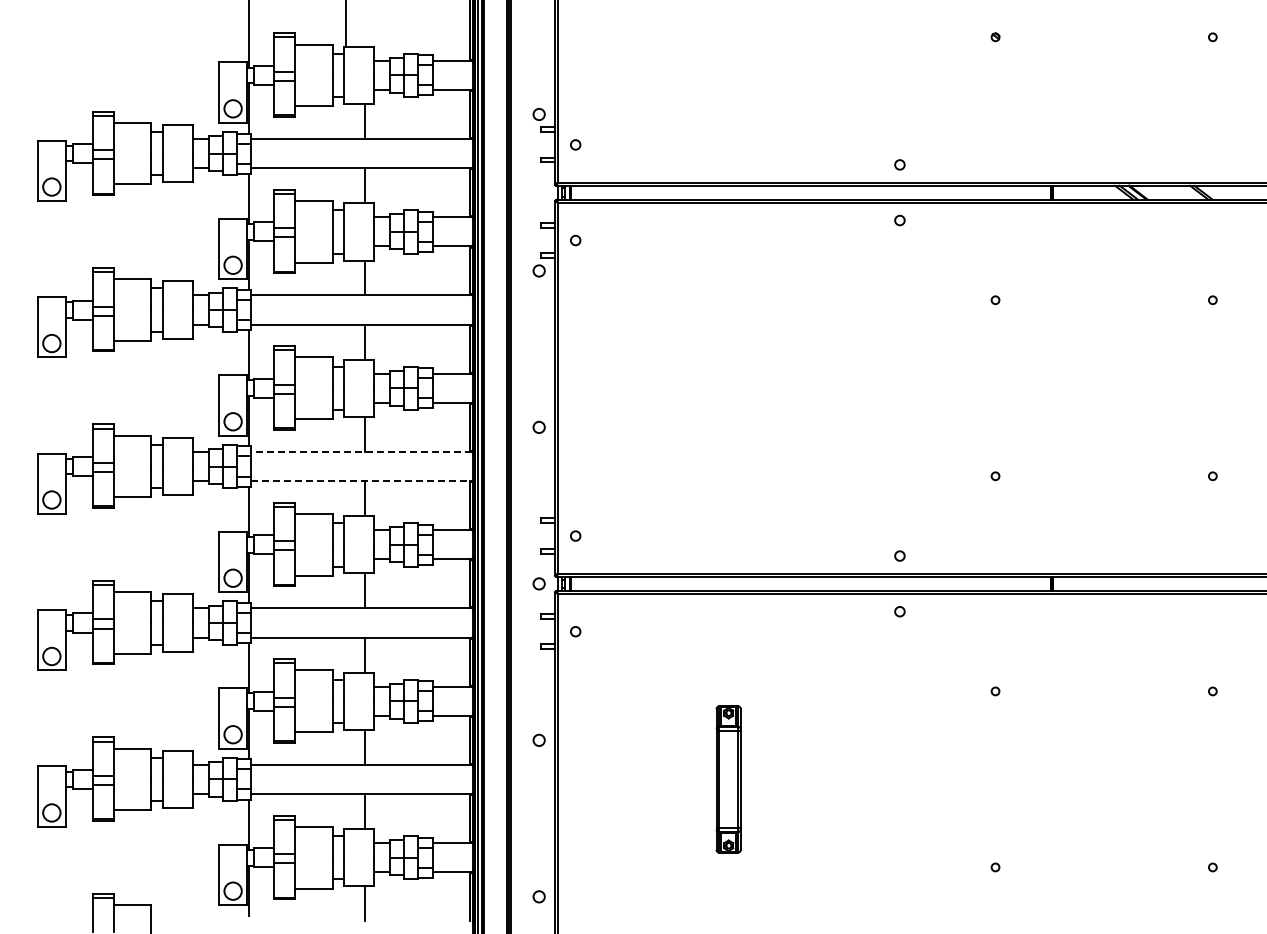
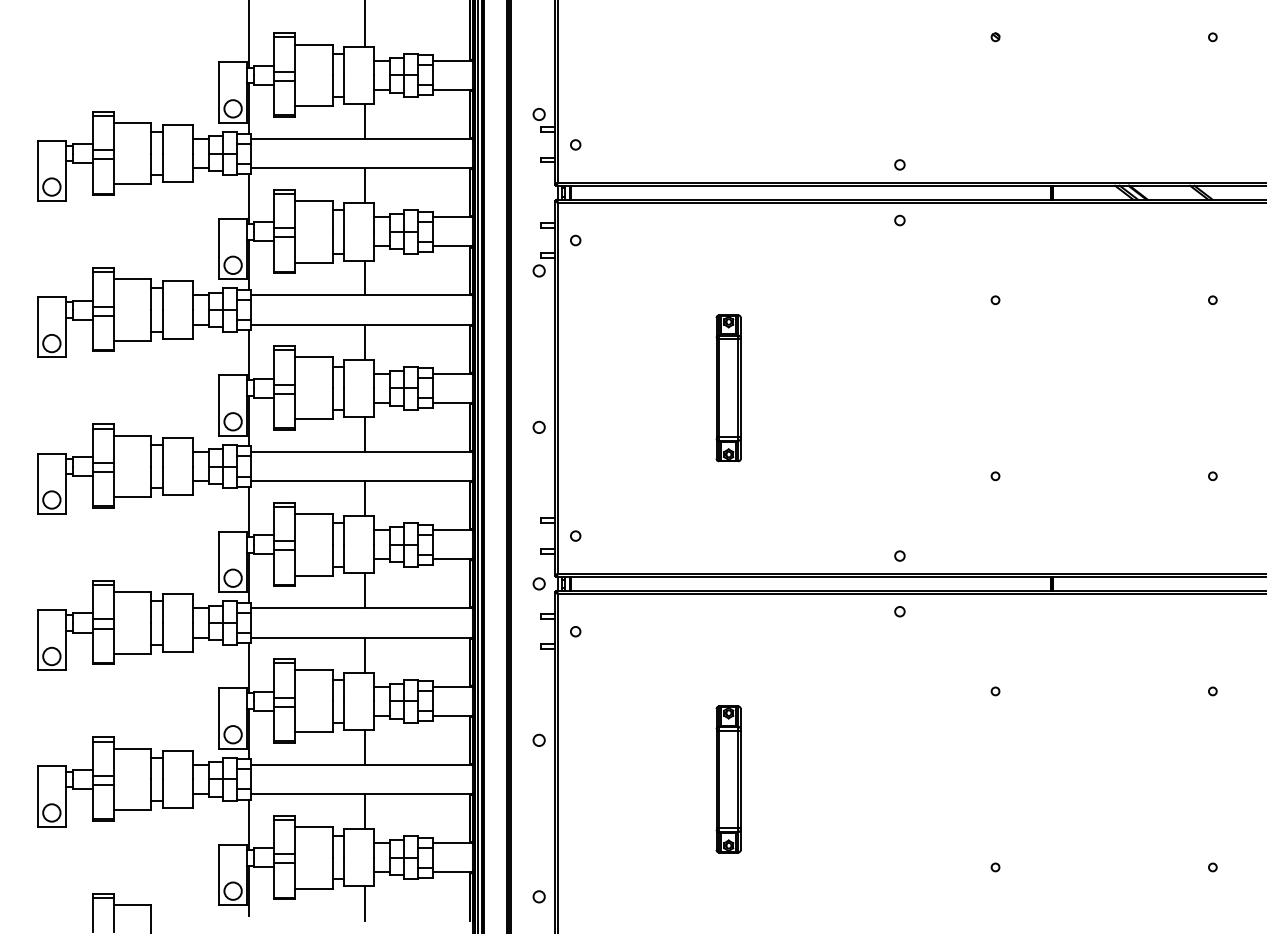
line position: (345, 24) -> (364, 24) (364, 24)
part: none -> present (728, 388)
line: dashed -> solid (361, 451)
line: dashed -> solid (362, 481)
